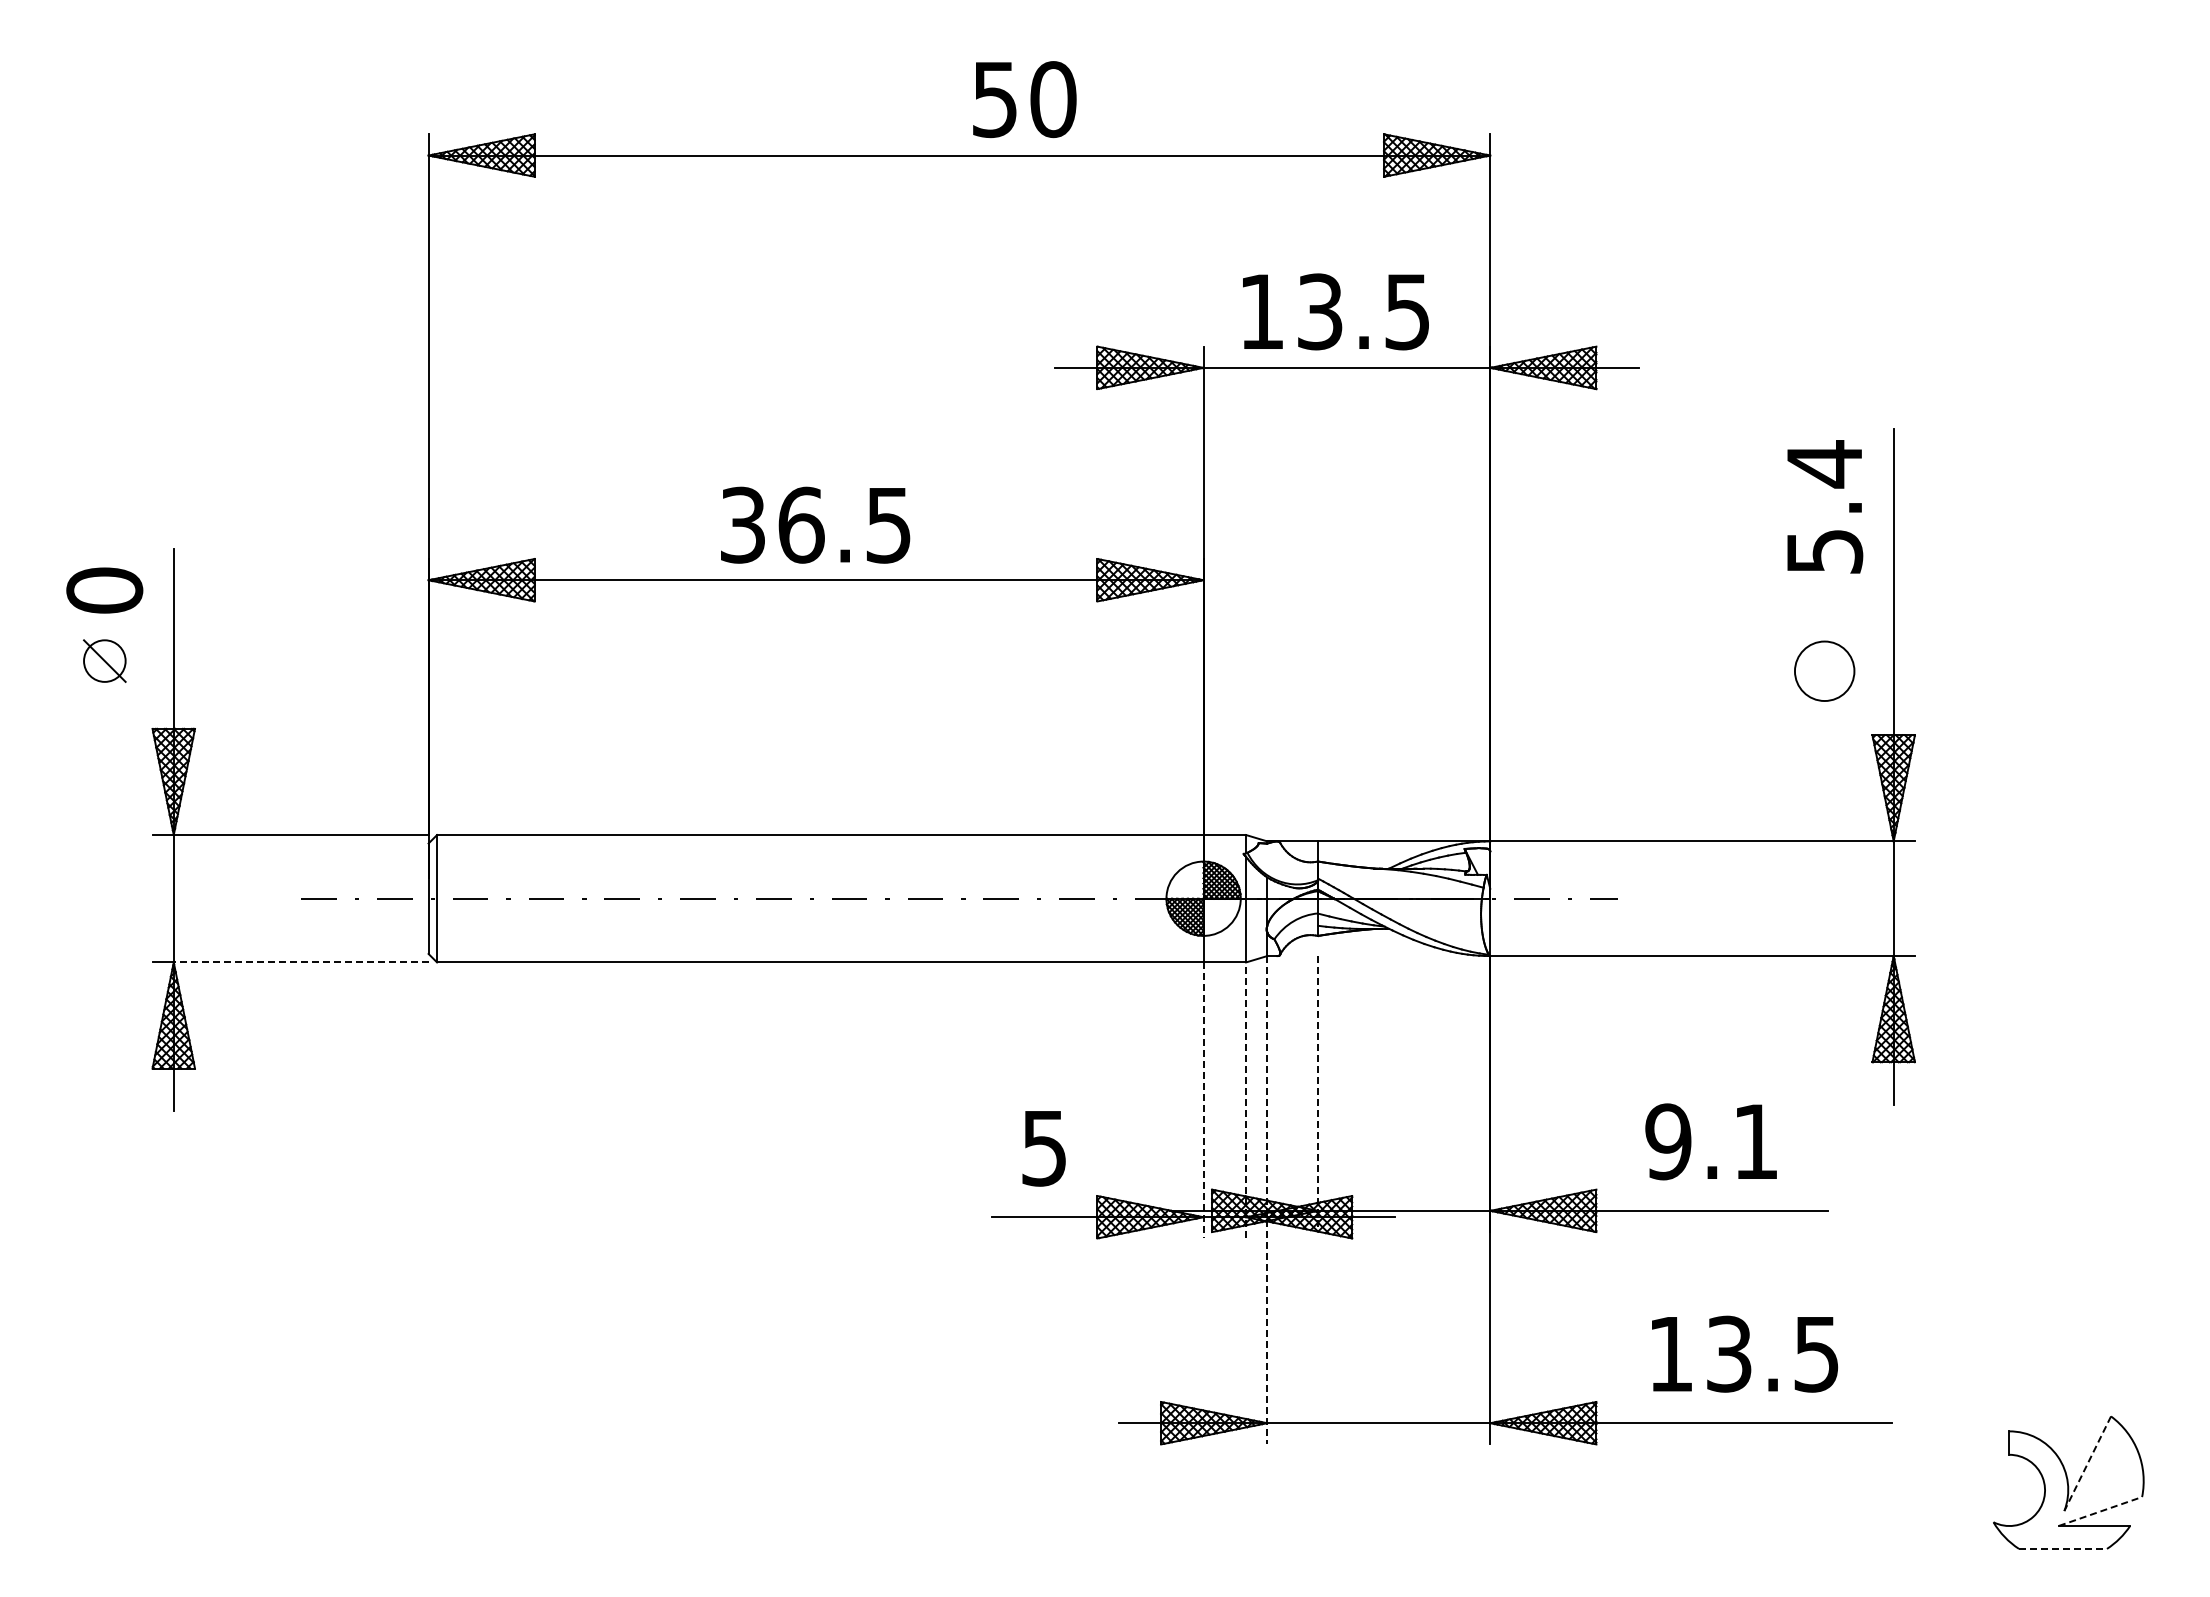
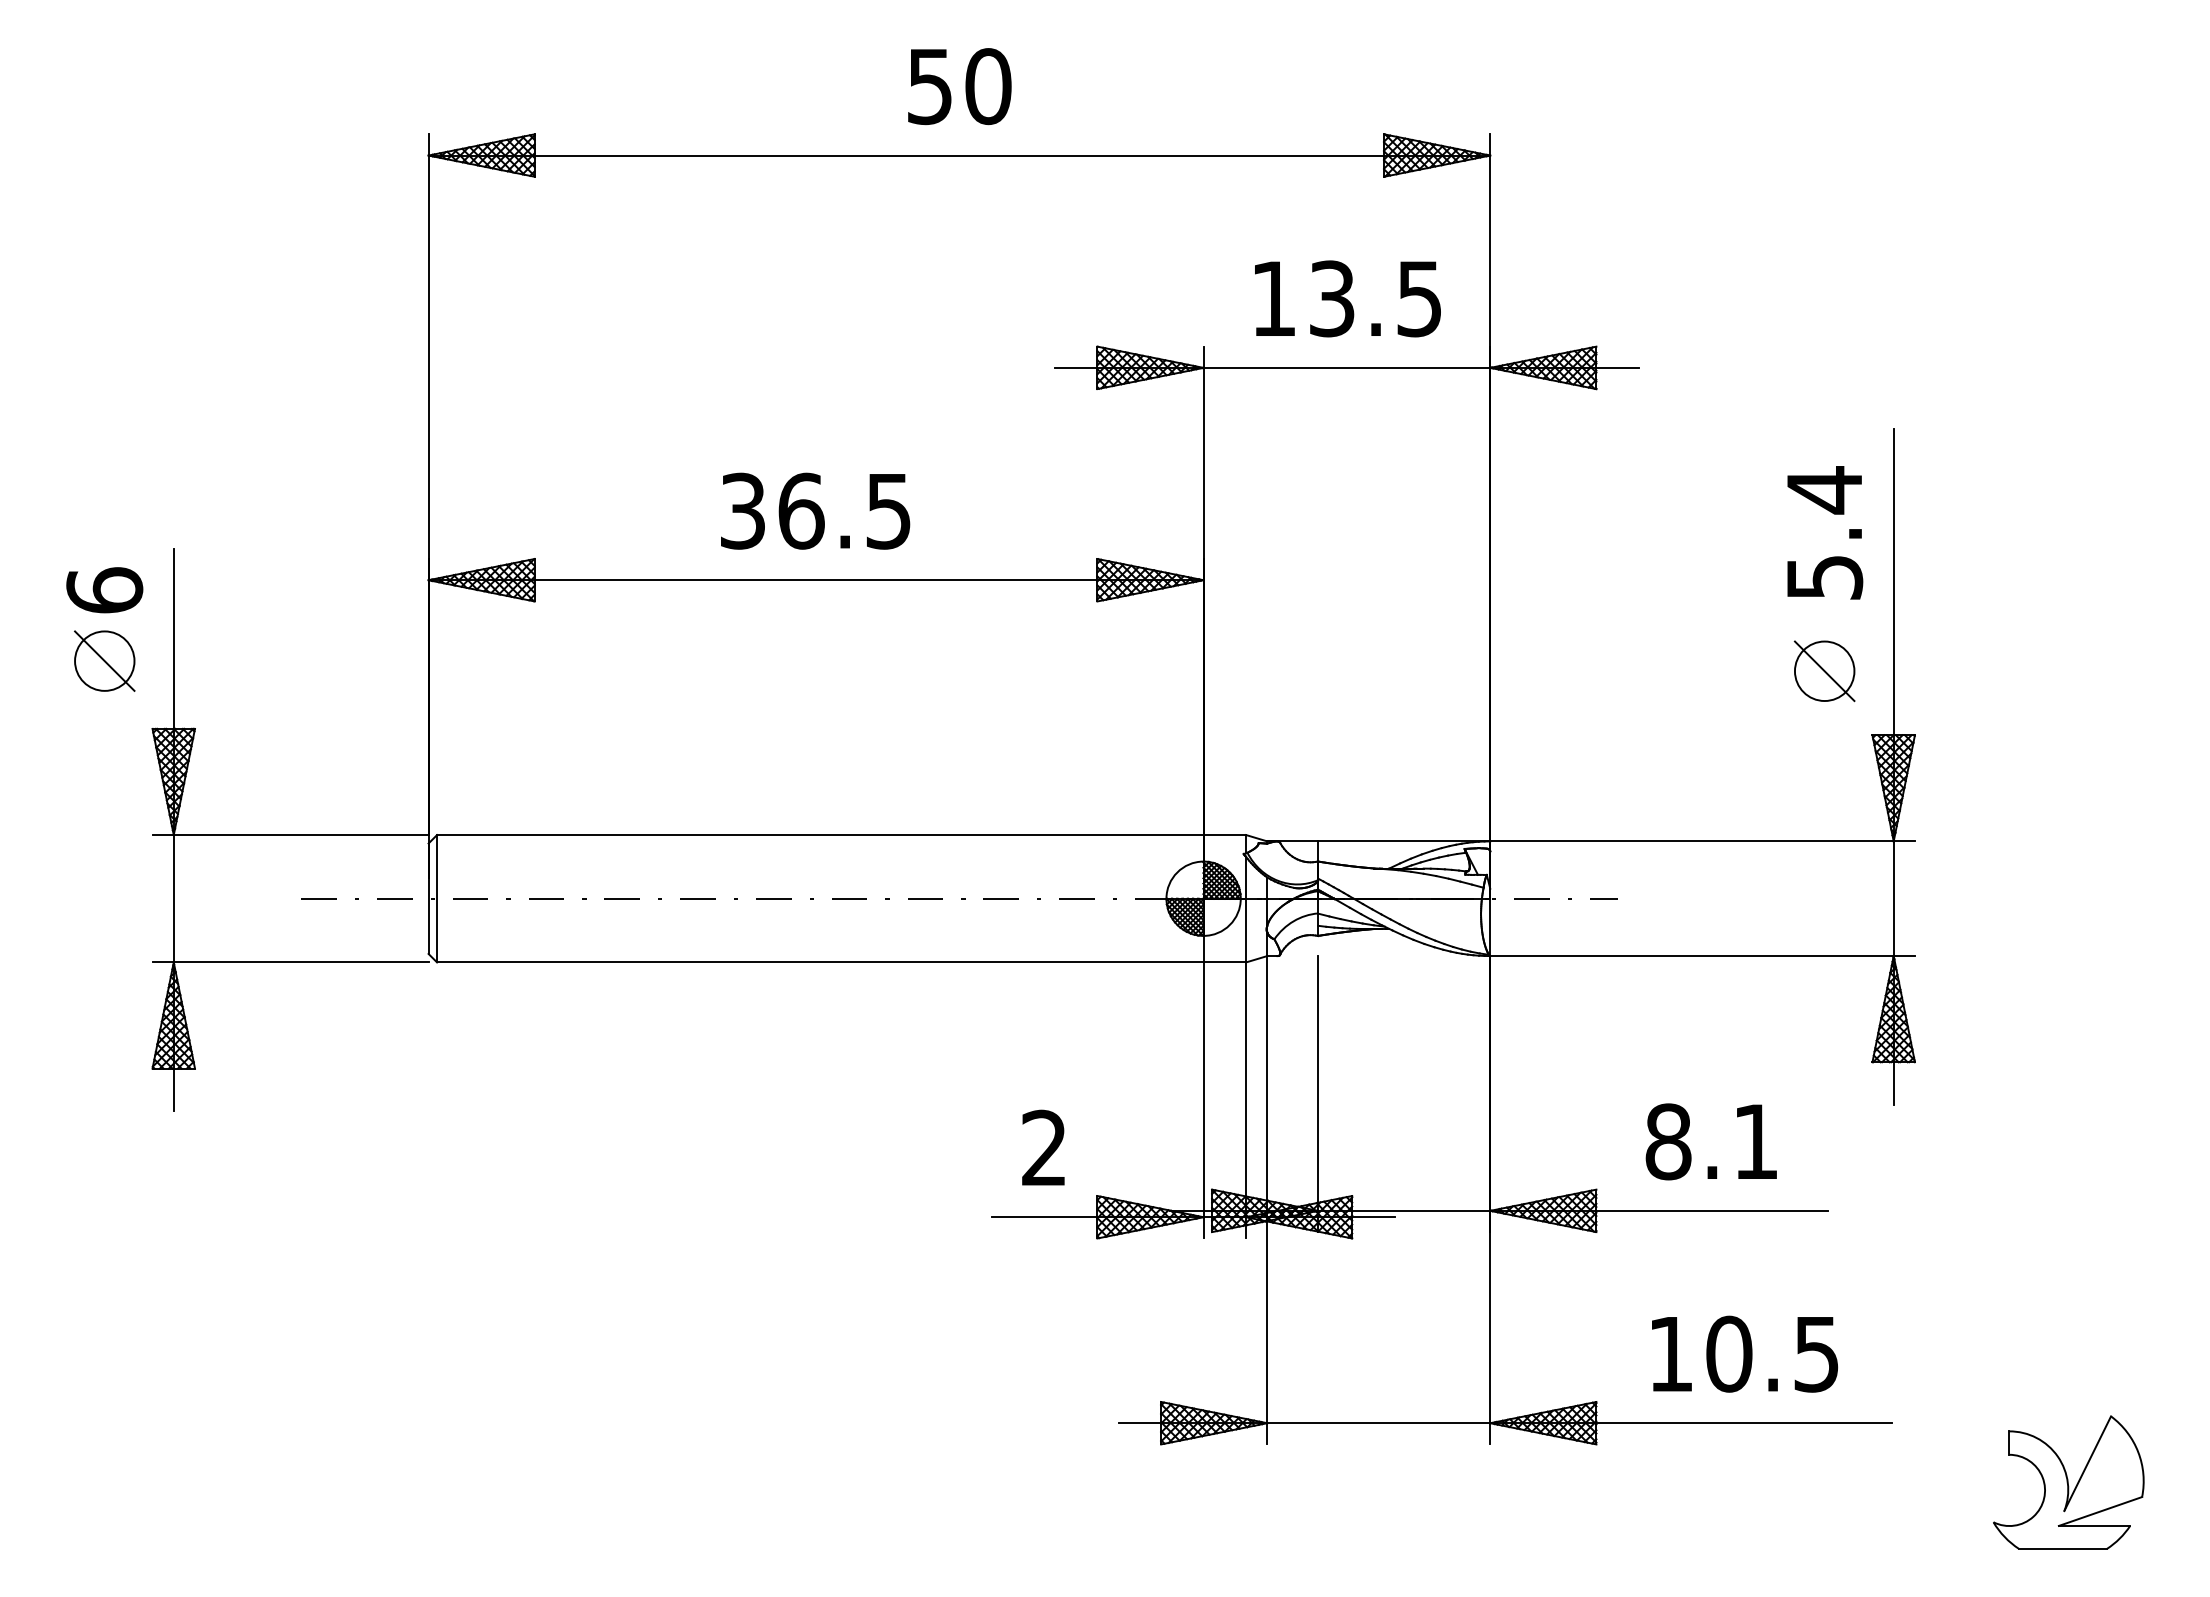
text position: (1024, 99) -> (959, 86) (959, 86)
text position: (1335, 311) -> (1347, 298) (1347, 298)
text position: (1825, 506) -> (1825, 532) (1825, 532)
text position: (815, 524) -> (815, 510) (815, 510)
text: 0 -> 6 (104, 590)
part size: 44x44 px -> 62x62 px (104, 660)
line: none -> present (1824, 671)
line: dashed -> solid (300, 962)
line: dashed -> solid (1318, 1094)
line: dashed -> solid (1246, 1099)
line: dashed -> solid (1203, 1100)
text: 9.1 -> 8.1 (1668, 1141)
text: 5 -> 2 (1043, 1147)
line: dashed -> solid (1267, 1200)
text: 13.5 -> 10.5 (1729, 1353)
line: dashed -> solid (2087, 1463)
line: dashed -> solid (2100, 1511)
line: dashed -> solid (2063, 1548)
